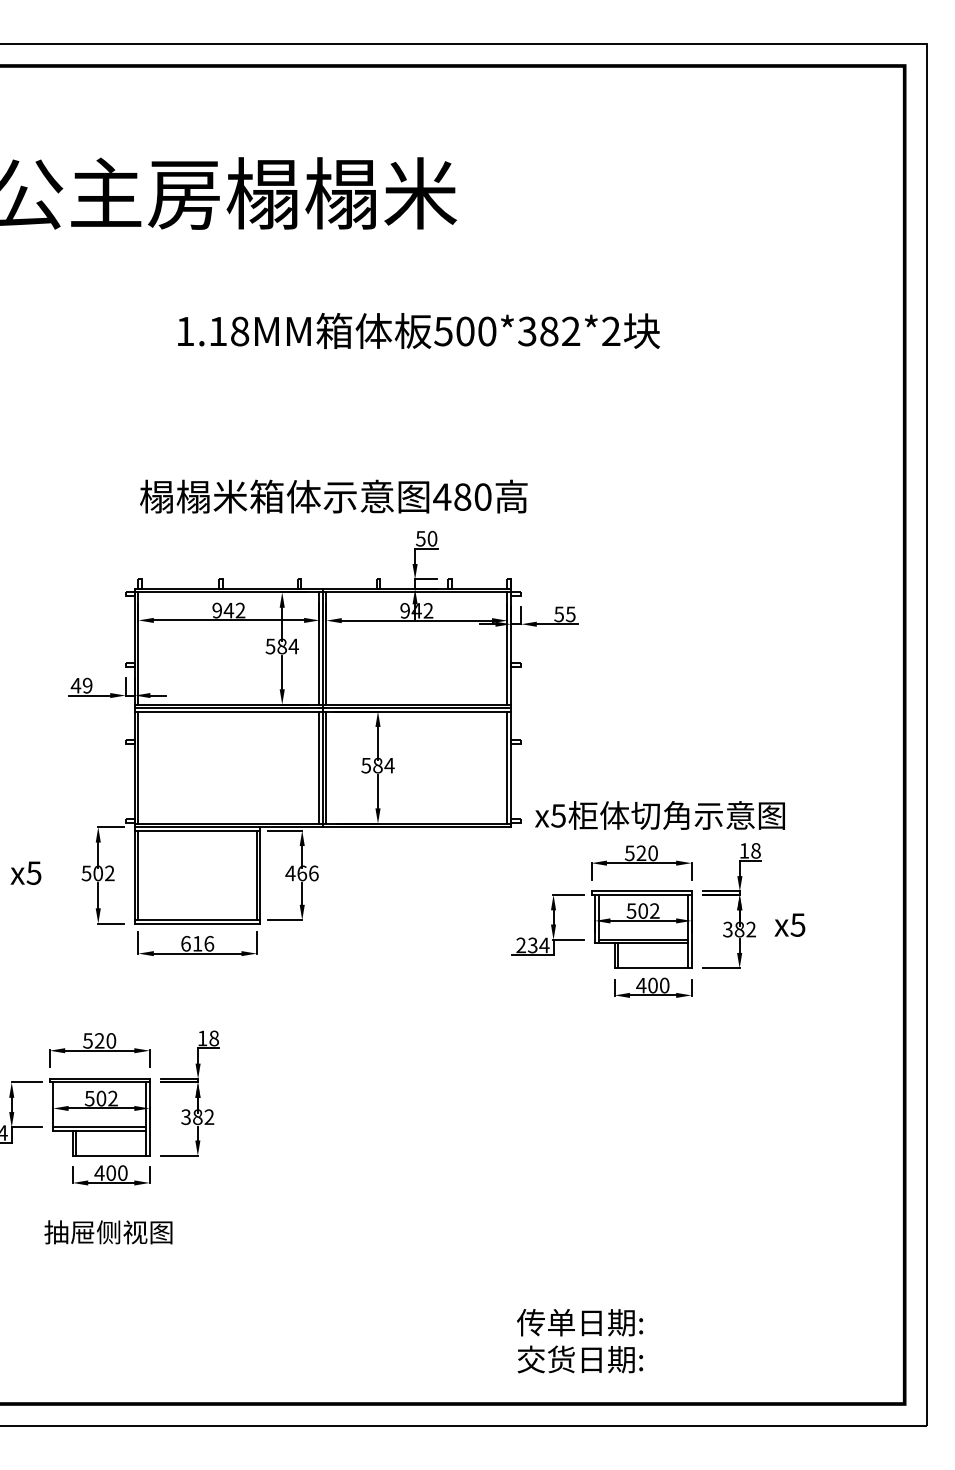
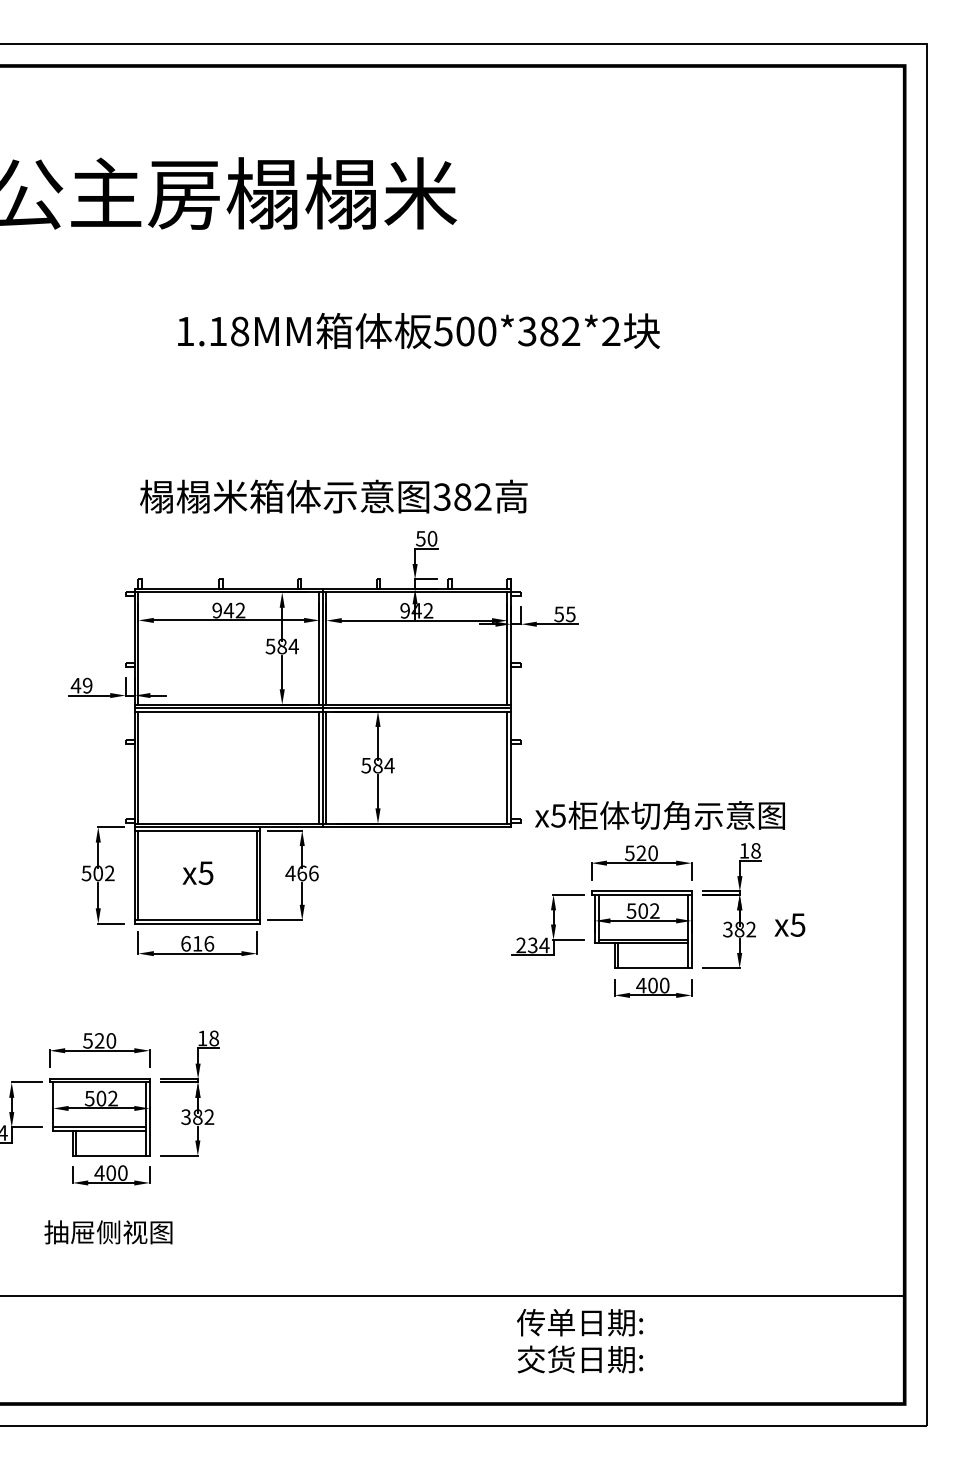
text: 480 -> 382 (462, 496)
text position: (25, 872) -> (197, 872) (197, 872)
line: none -> present (453, 1296)
